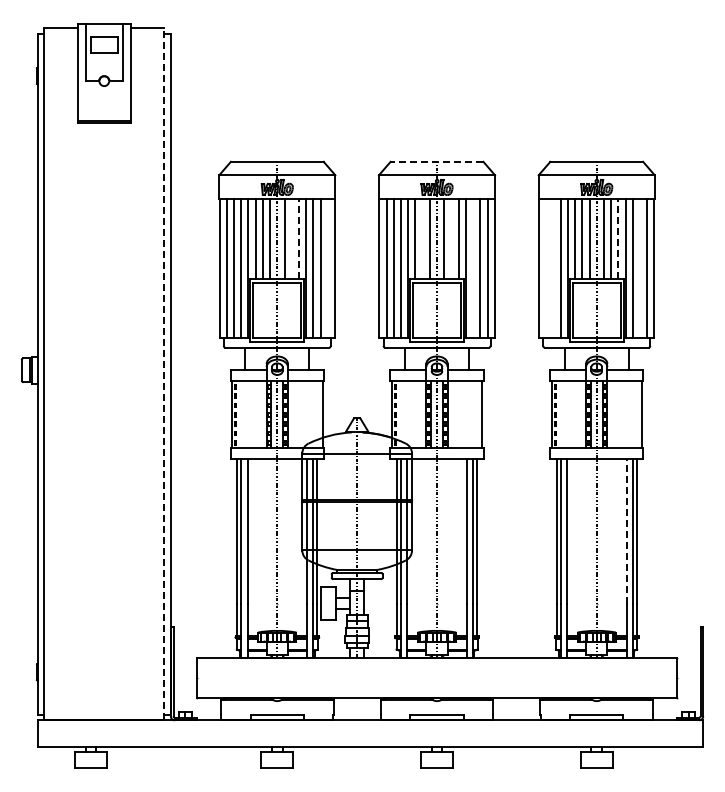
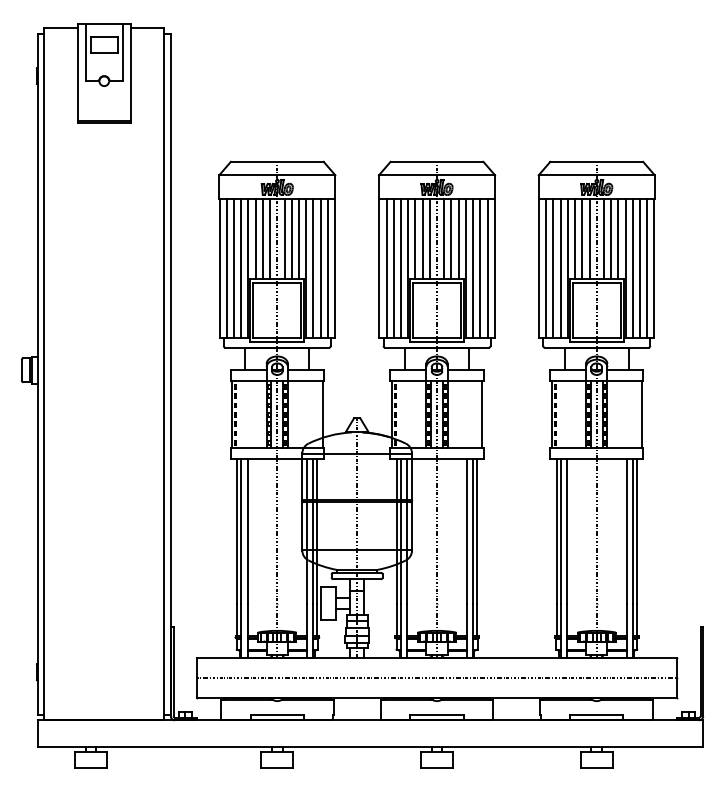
line: dashed -> solid (436, 161)
line: dashed -> solid (298, 238)
line: dashed -> solid (618, 238)
line: none -> present (291, 239)
line: none -> present (422, 239)
line: none -> present (451, 239)
line: none -> present (327, 268)
line: none -> present (473, 268)
line: none -> present (546, 268)
line: none -> present (553, 268)
line: none -> present (640, 268)
line: dashed -> solid (164, 373)
line: dashed -> solid (626, 531)
line: none -> present (436, 677)
